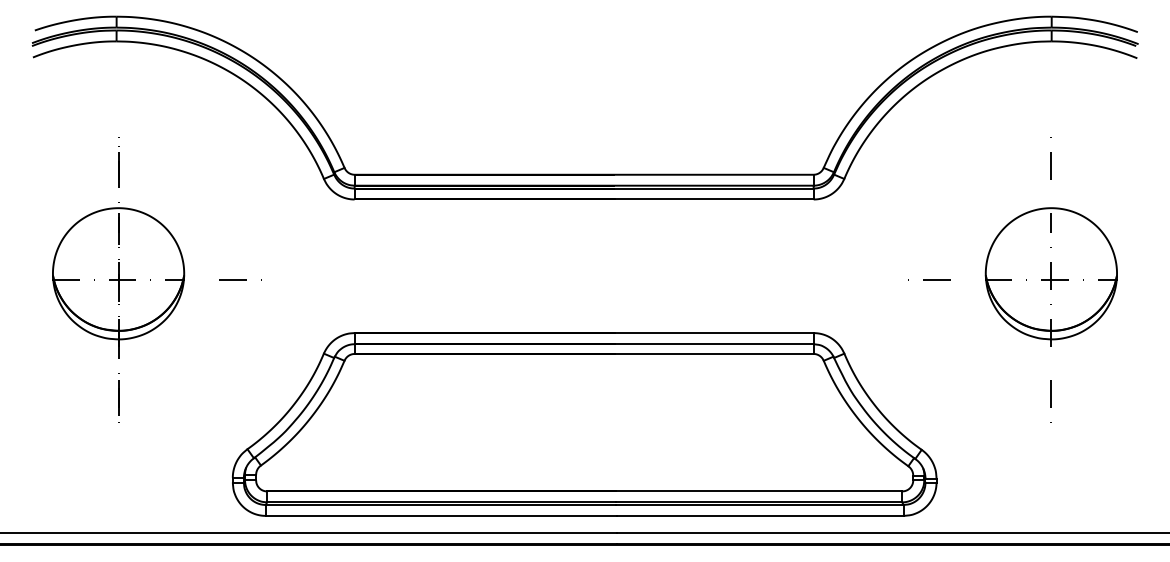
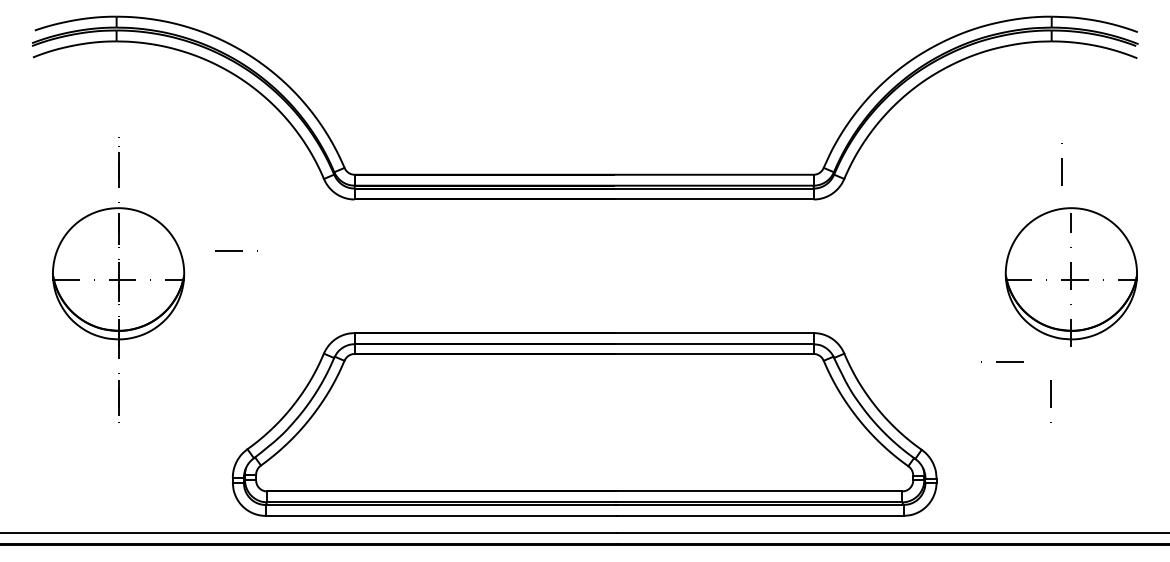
line position: (1050, 158) -> (1061, 164) (1061, 164)
part position: (1050, 276) -> (1070, 276) (1070, 276)
line position: (240, 279) -> (236, 250) (236, 250)
line position: (929, 279) -> (1002, 361) (1002, 361)
